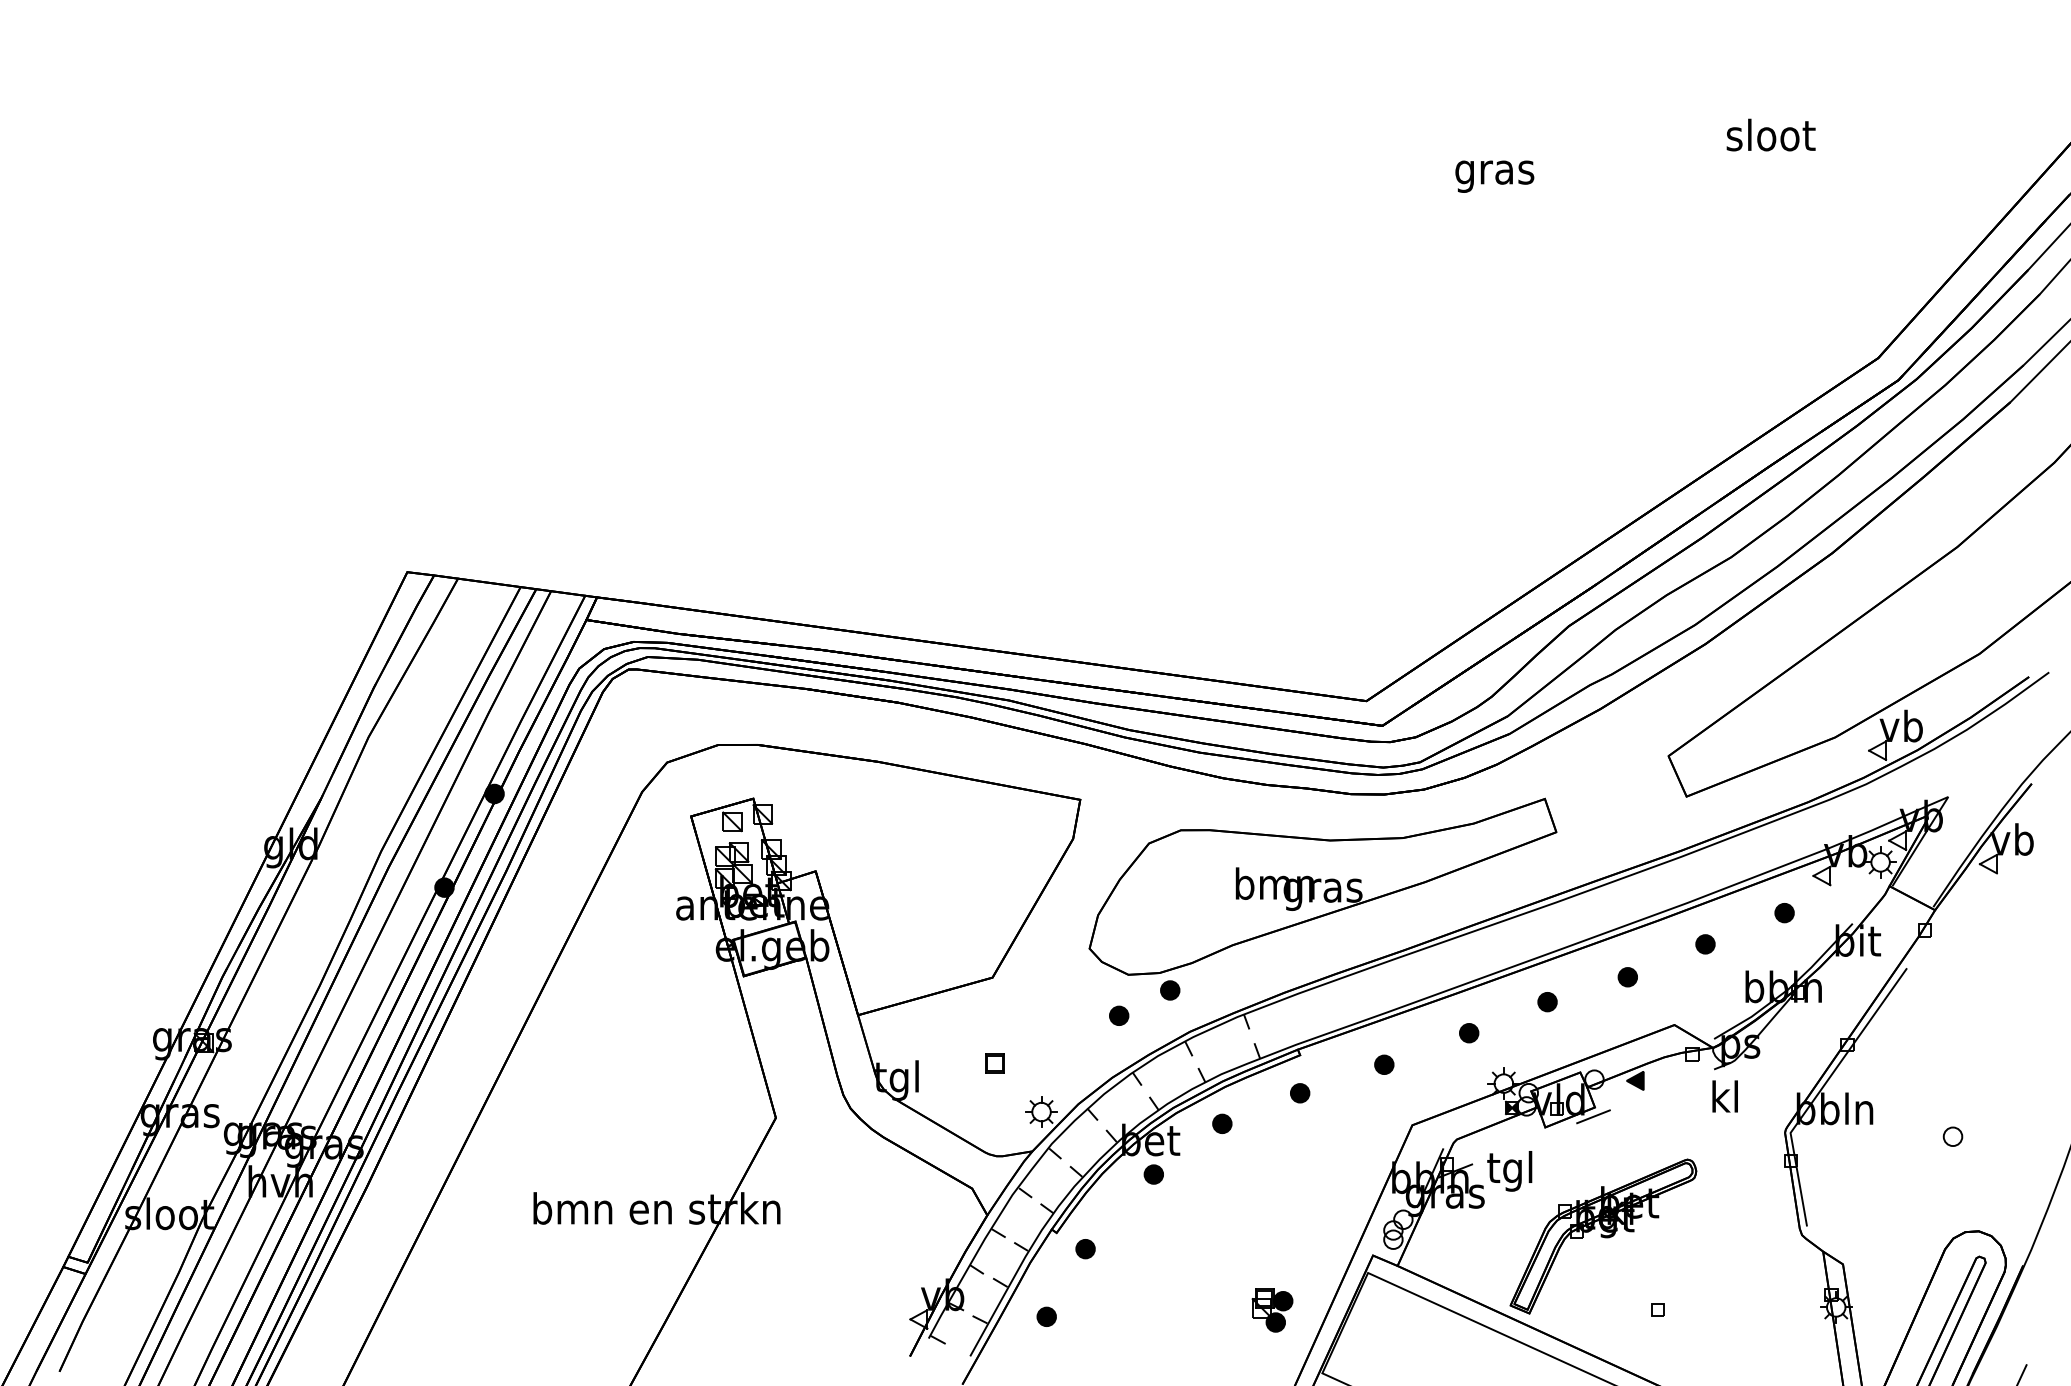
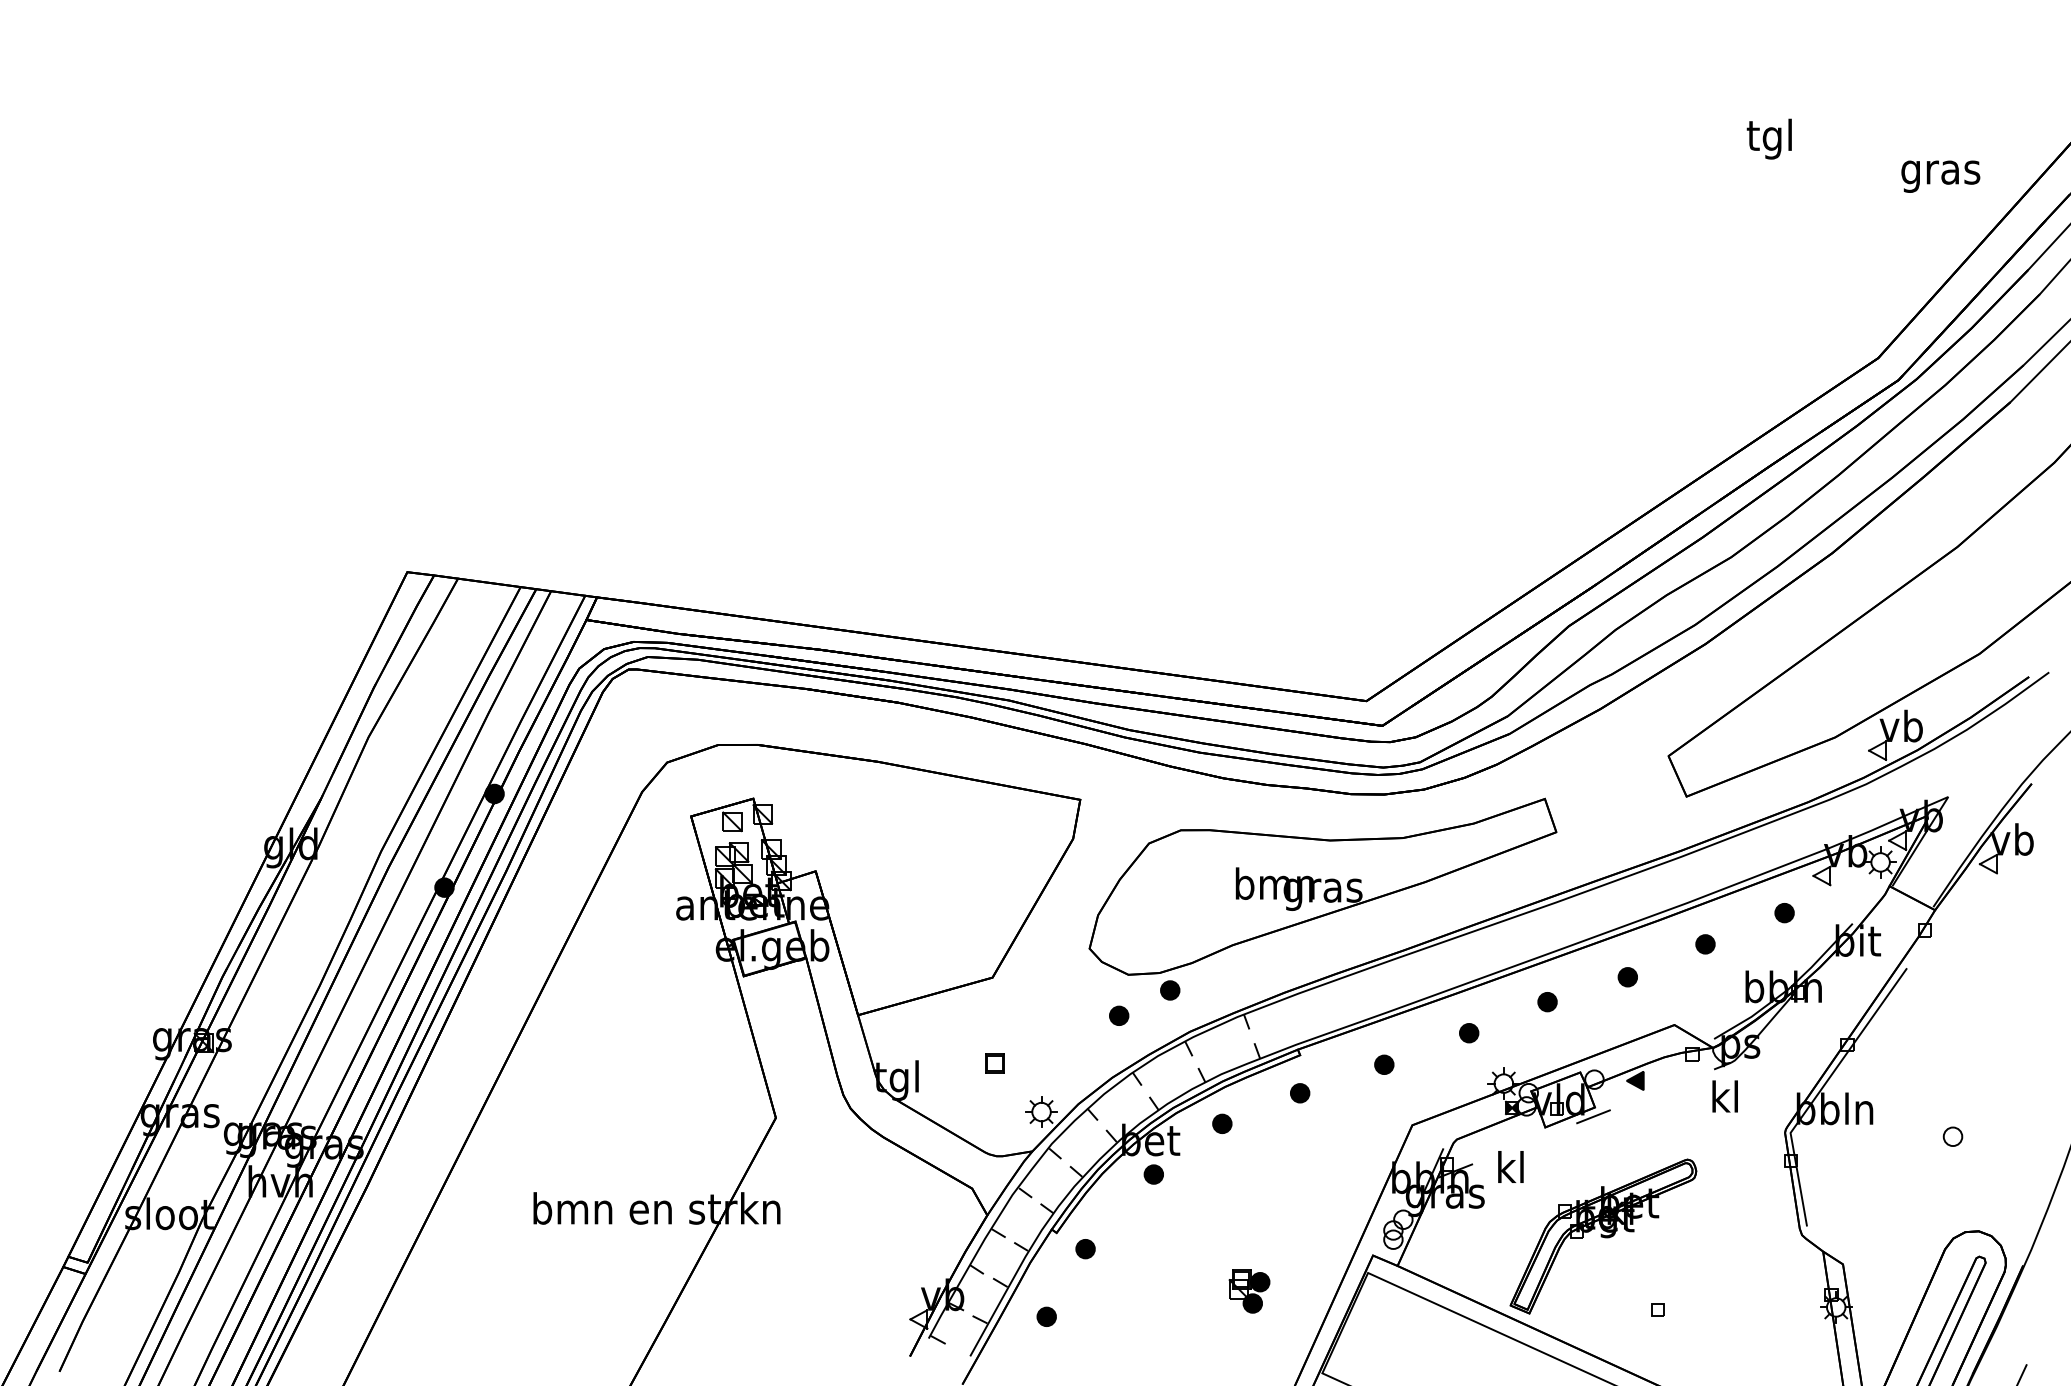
text: sloot -> tgl (1770, 138)
text position: (1494, 176) -> (1940, 176) (1940, 176)
text: tgl -> kl (1509, 1171)
part position: (1272, 1310) -> (1249, 1291) (1249, 1291)
